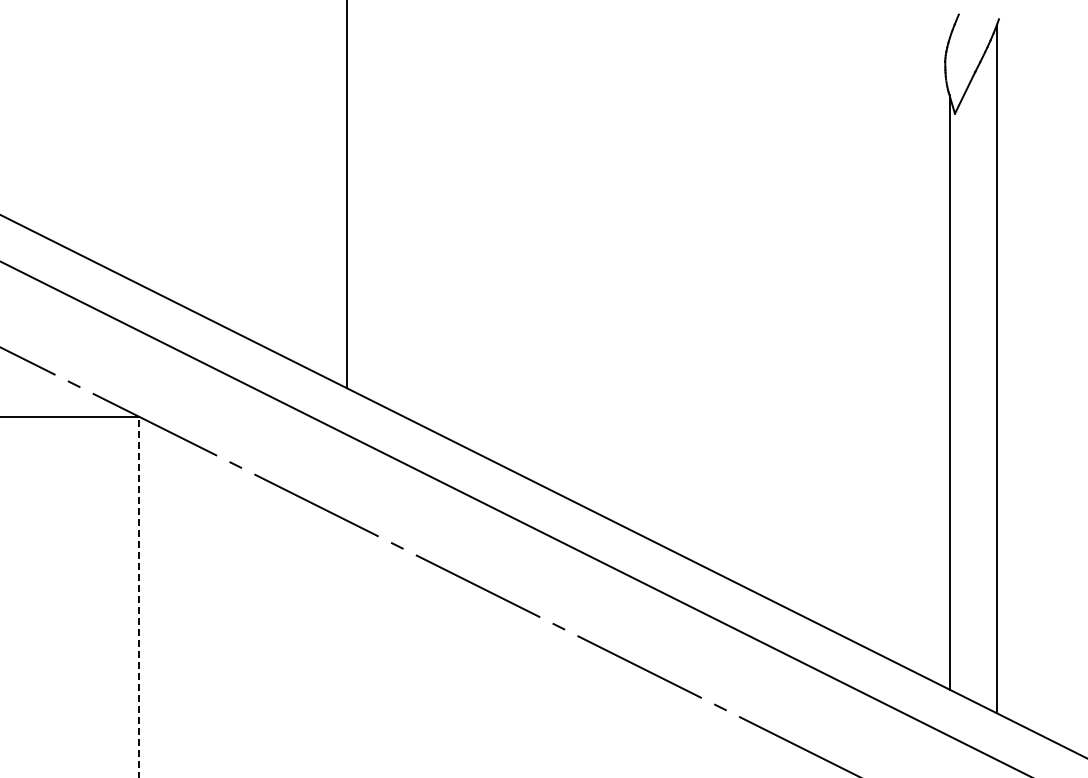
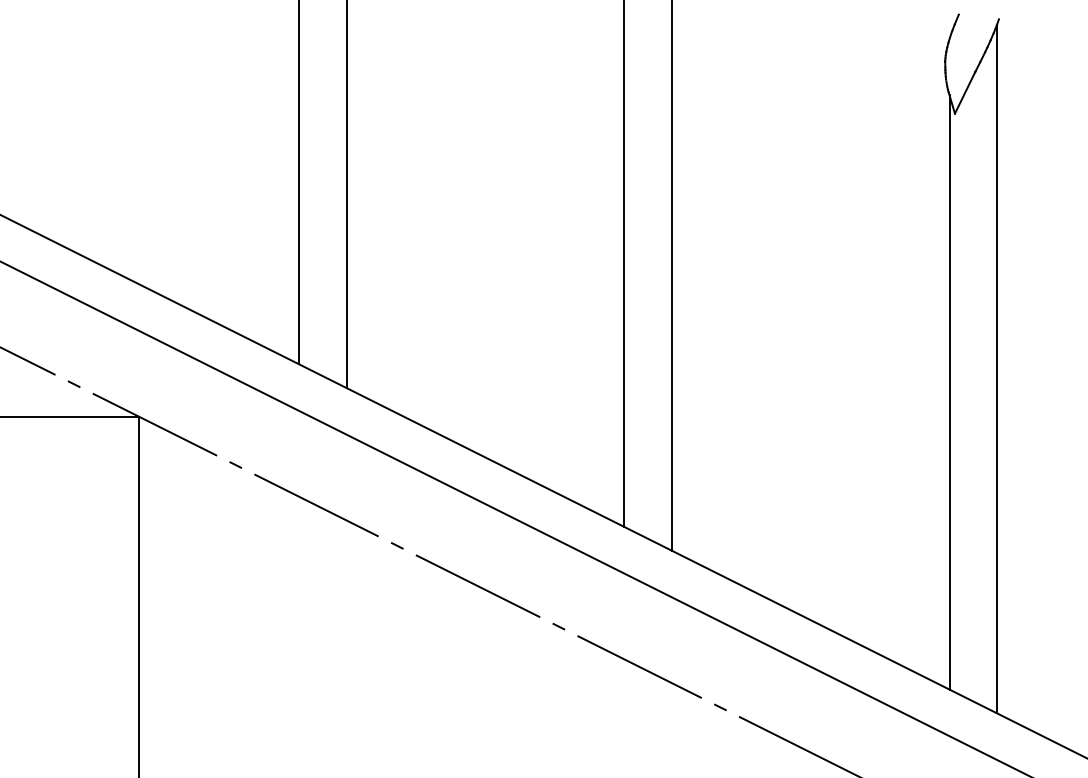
line: none -> present (299, 183)
line: none -> present (624, 264)
line: none -> present (671, 276)
line: dashed -> solid (139, 596)
